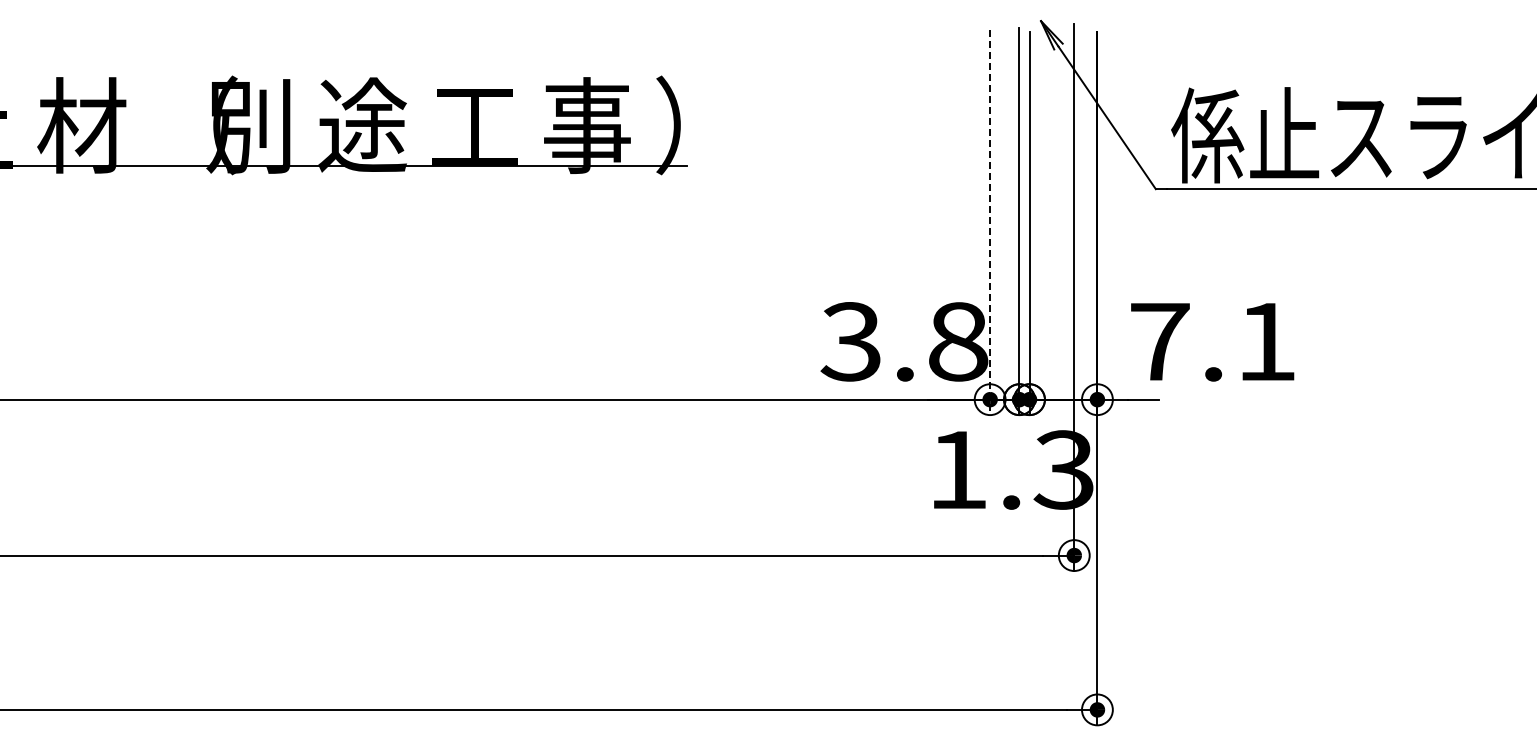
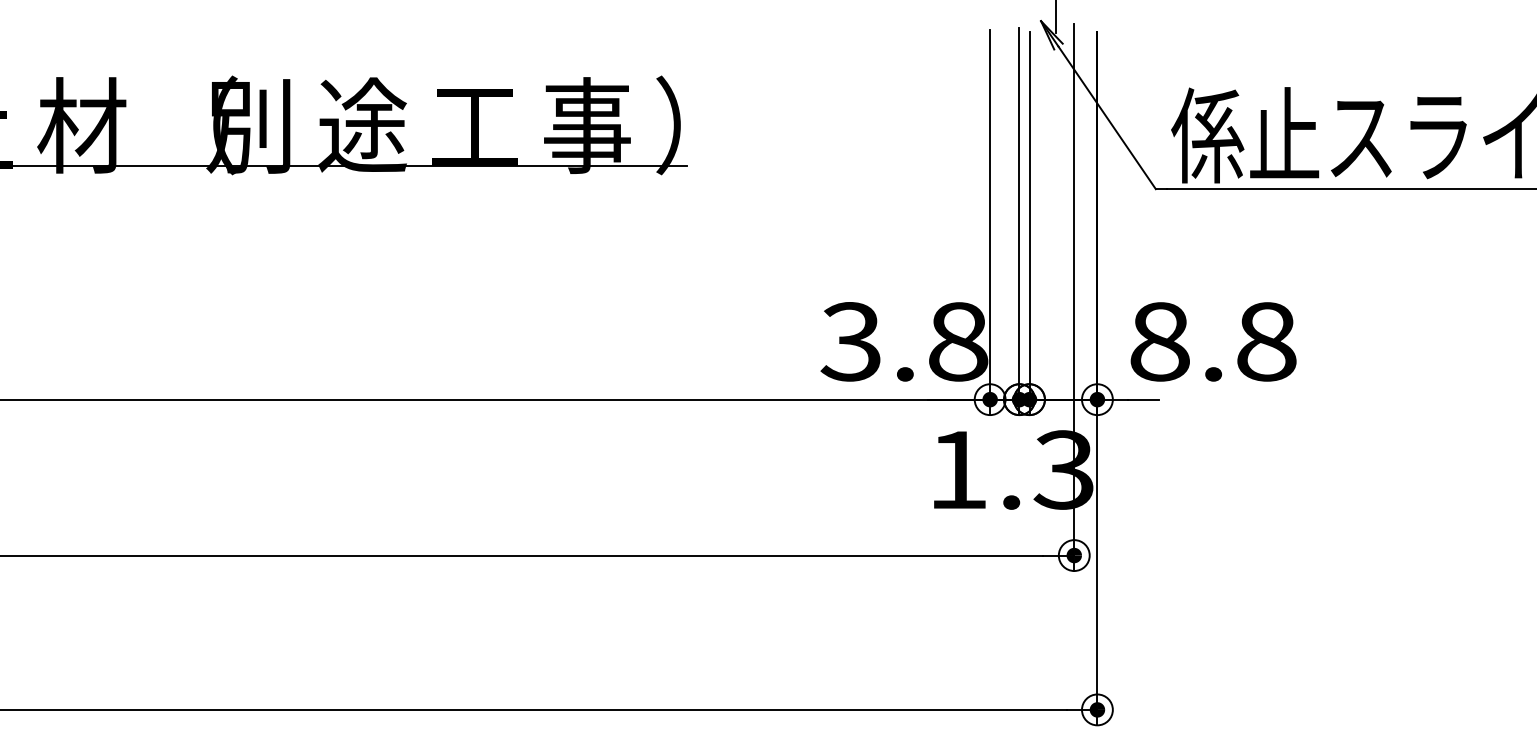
line: none -> present (1055, 17)
line: dashed -> solid (990, 223)
text: 7.1 -> 8.8 (1213, 341)
